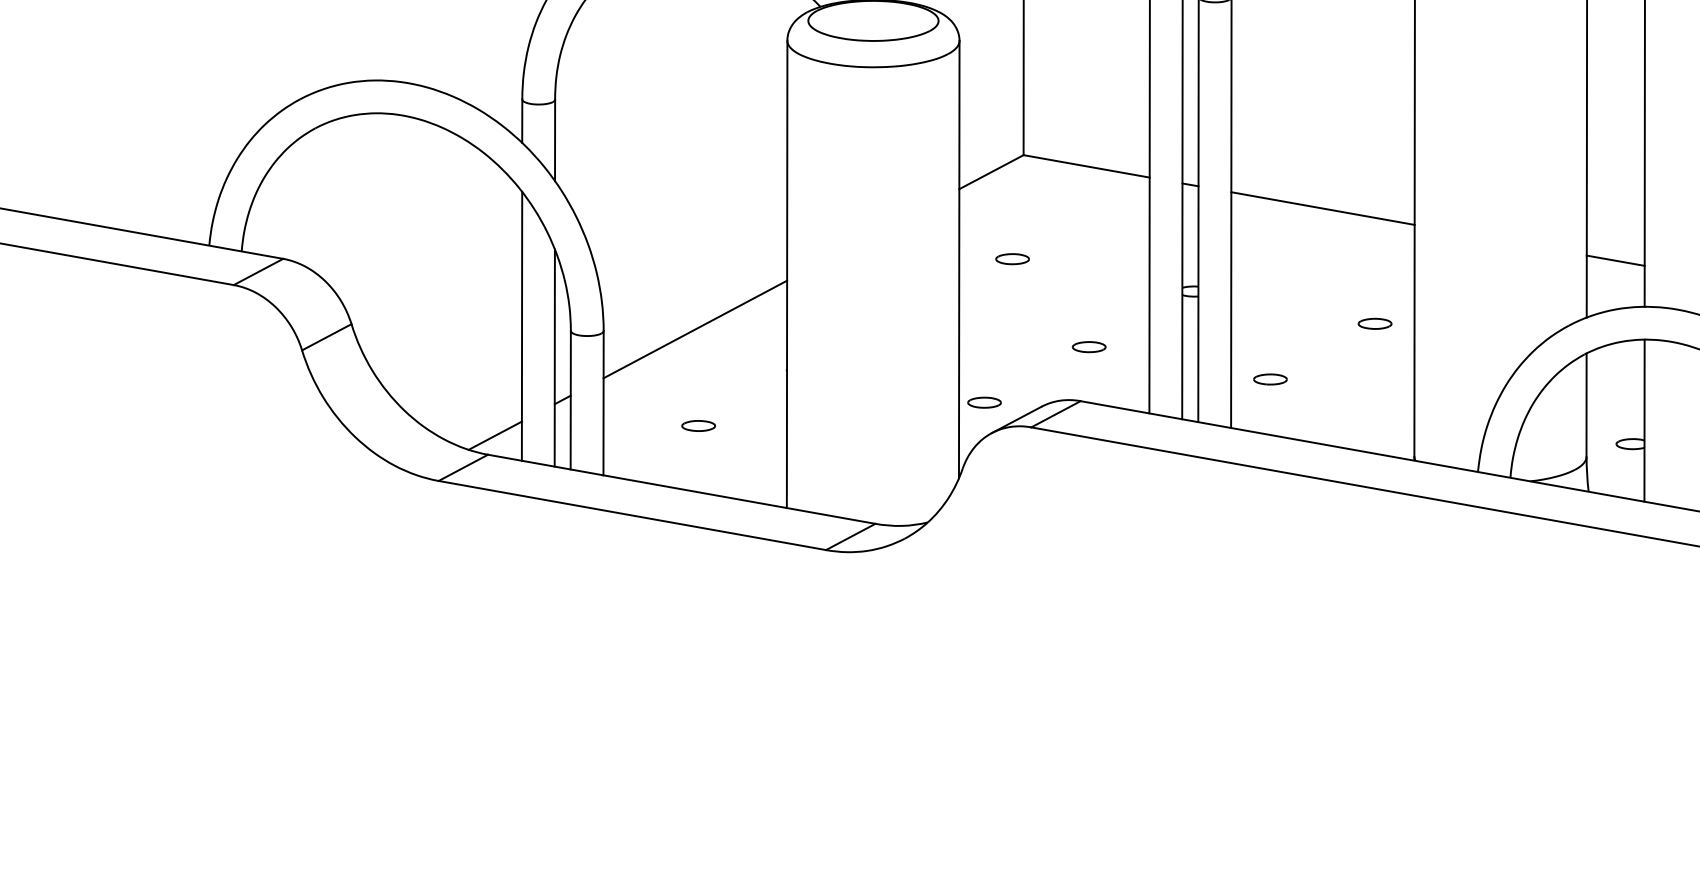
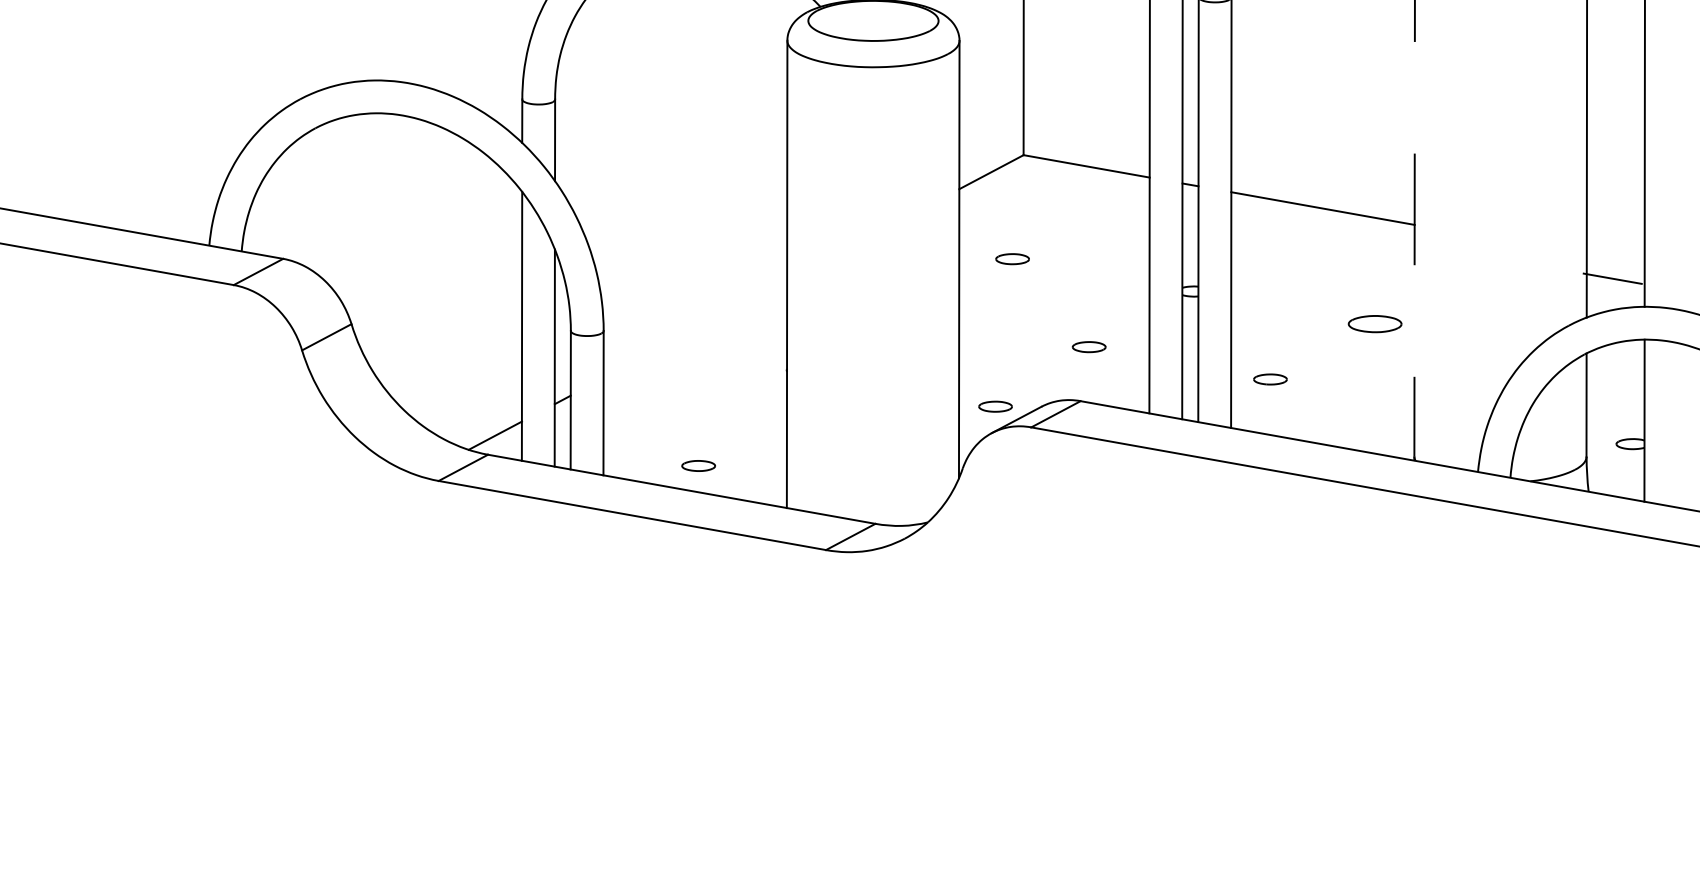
line: solid -> dashed (1414, 228)
line position: (1615, 260) -> (1612, 278) (1612, 278)
part size: 36x13 px -> 56x19 px (1374, 324)
line: present -> none (695, 329)
part position: (984, 402) -> (995, 406) (995, 406)
part position: (698, 425) -> (698, 465) (698, 465)
